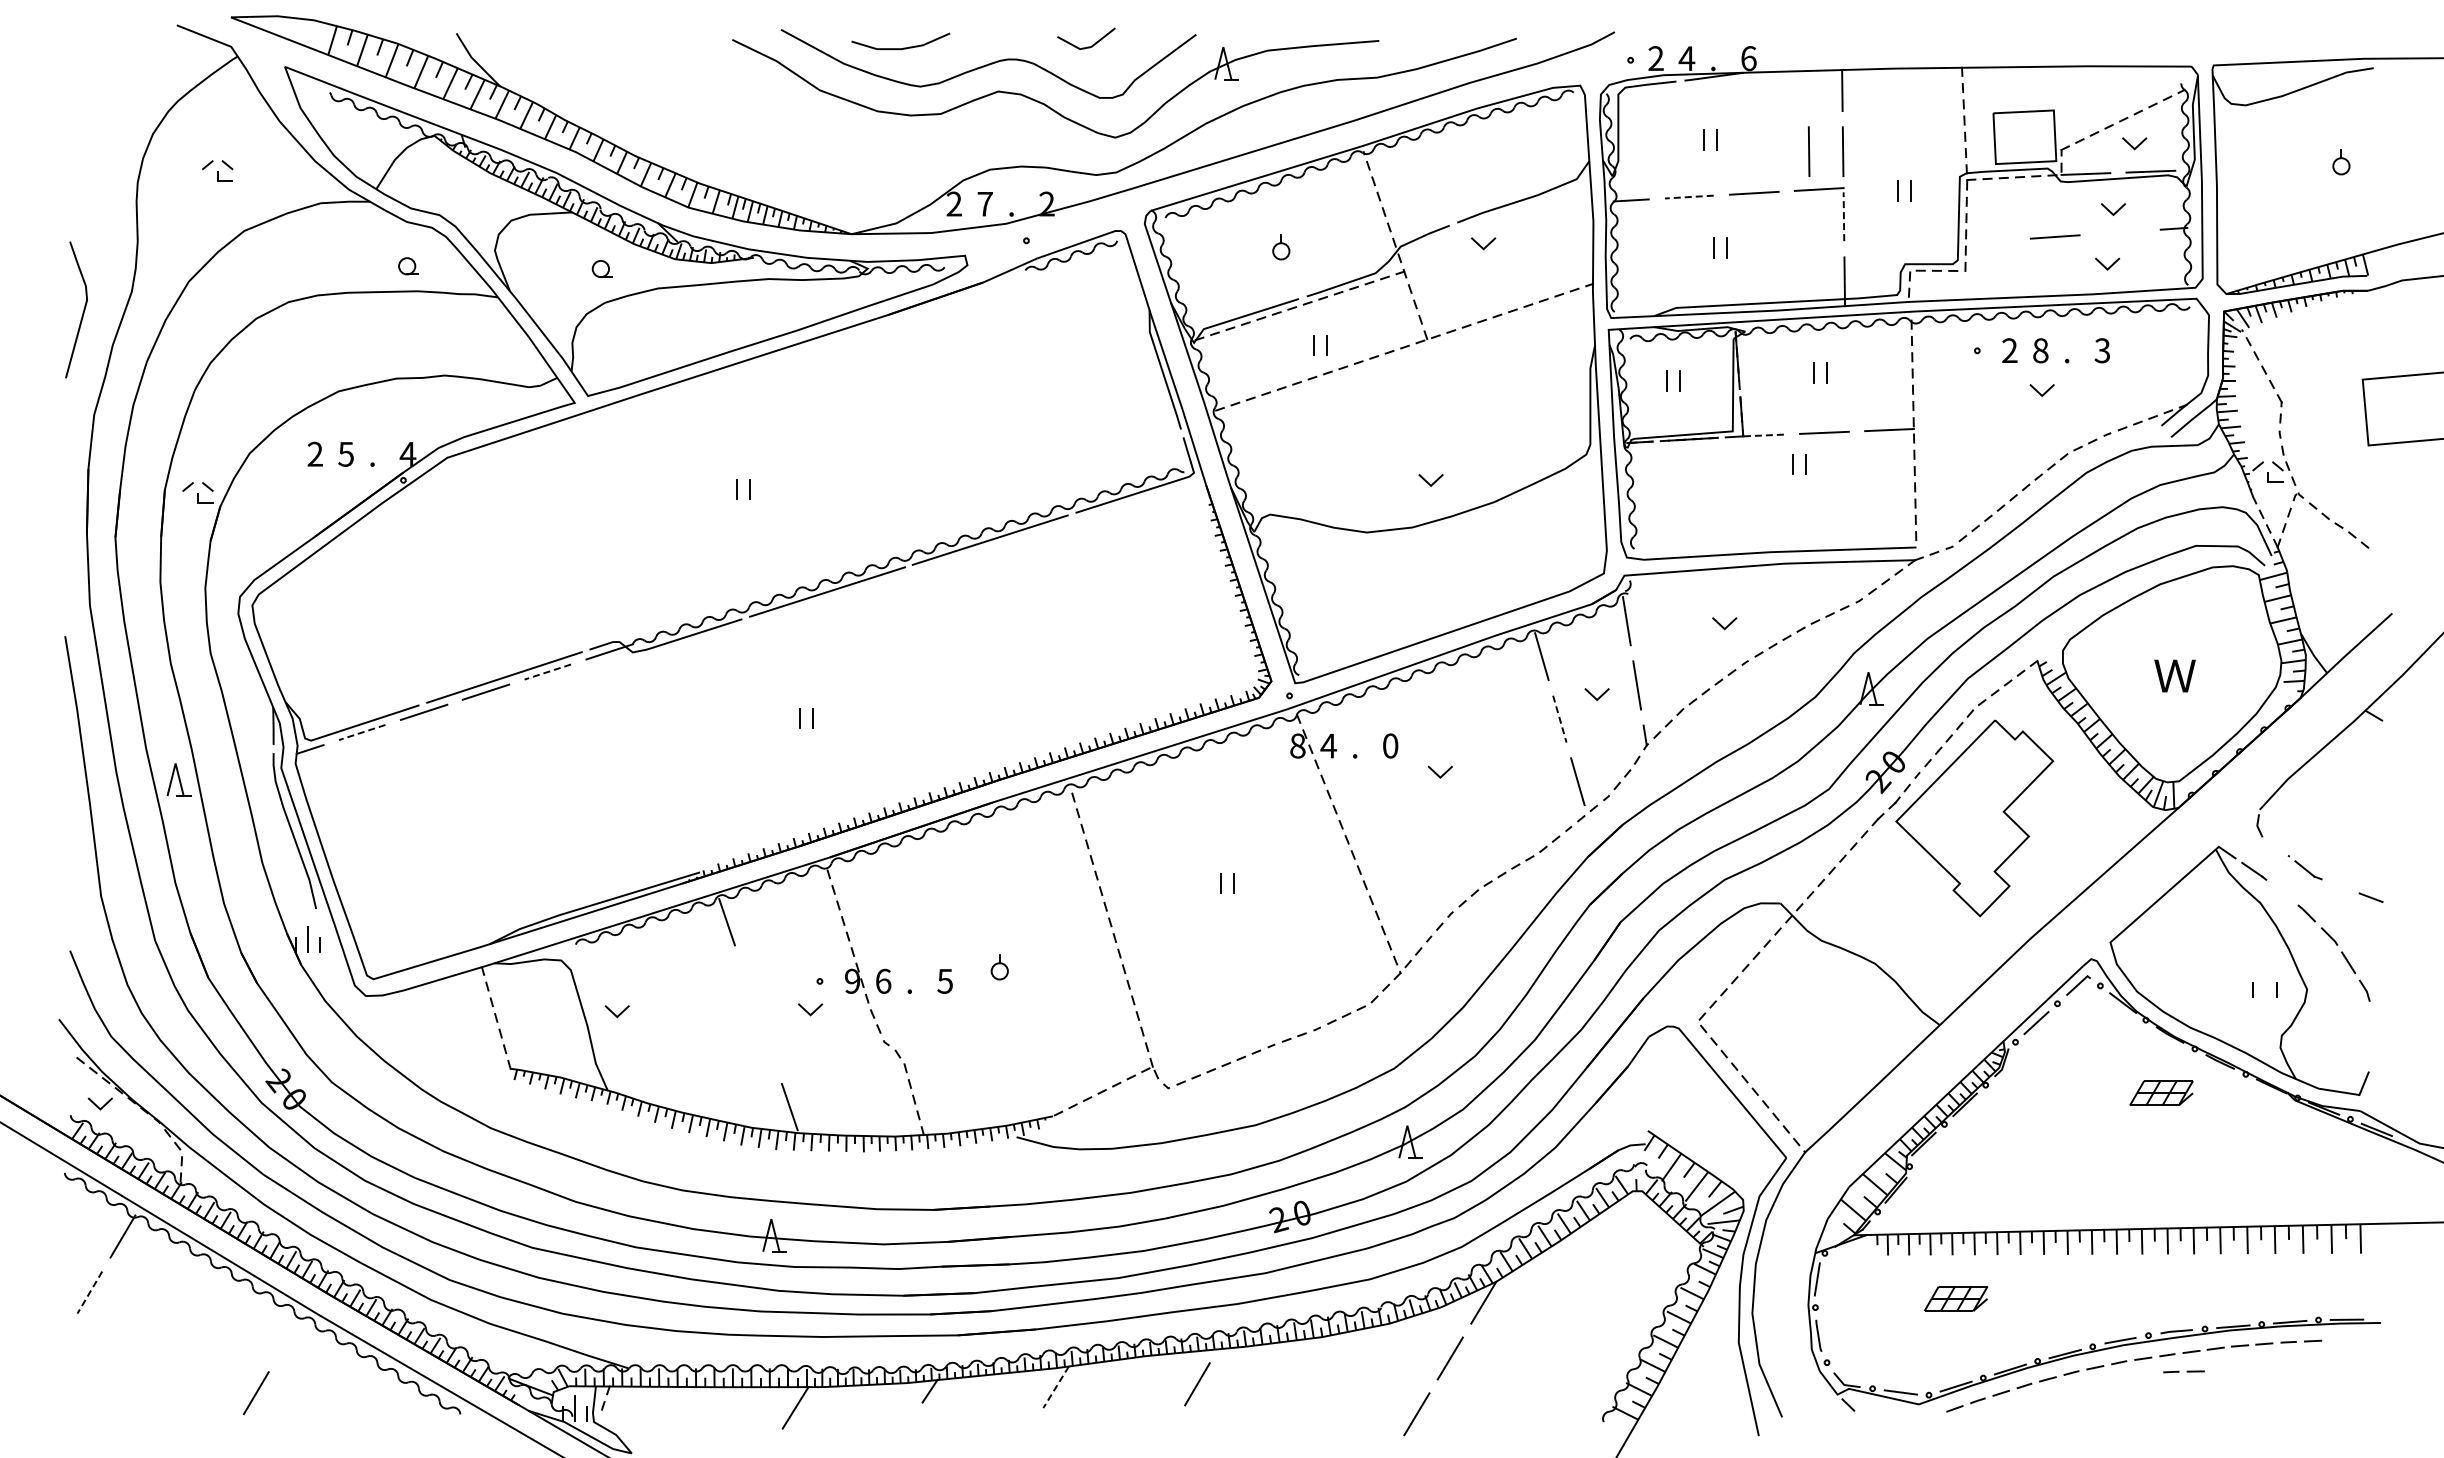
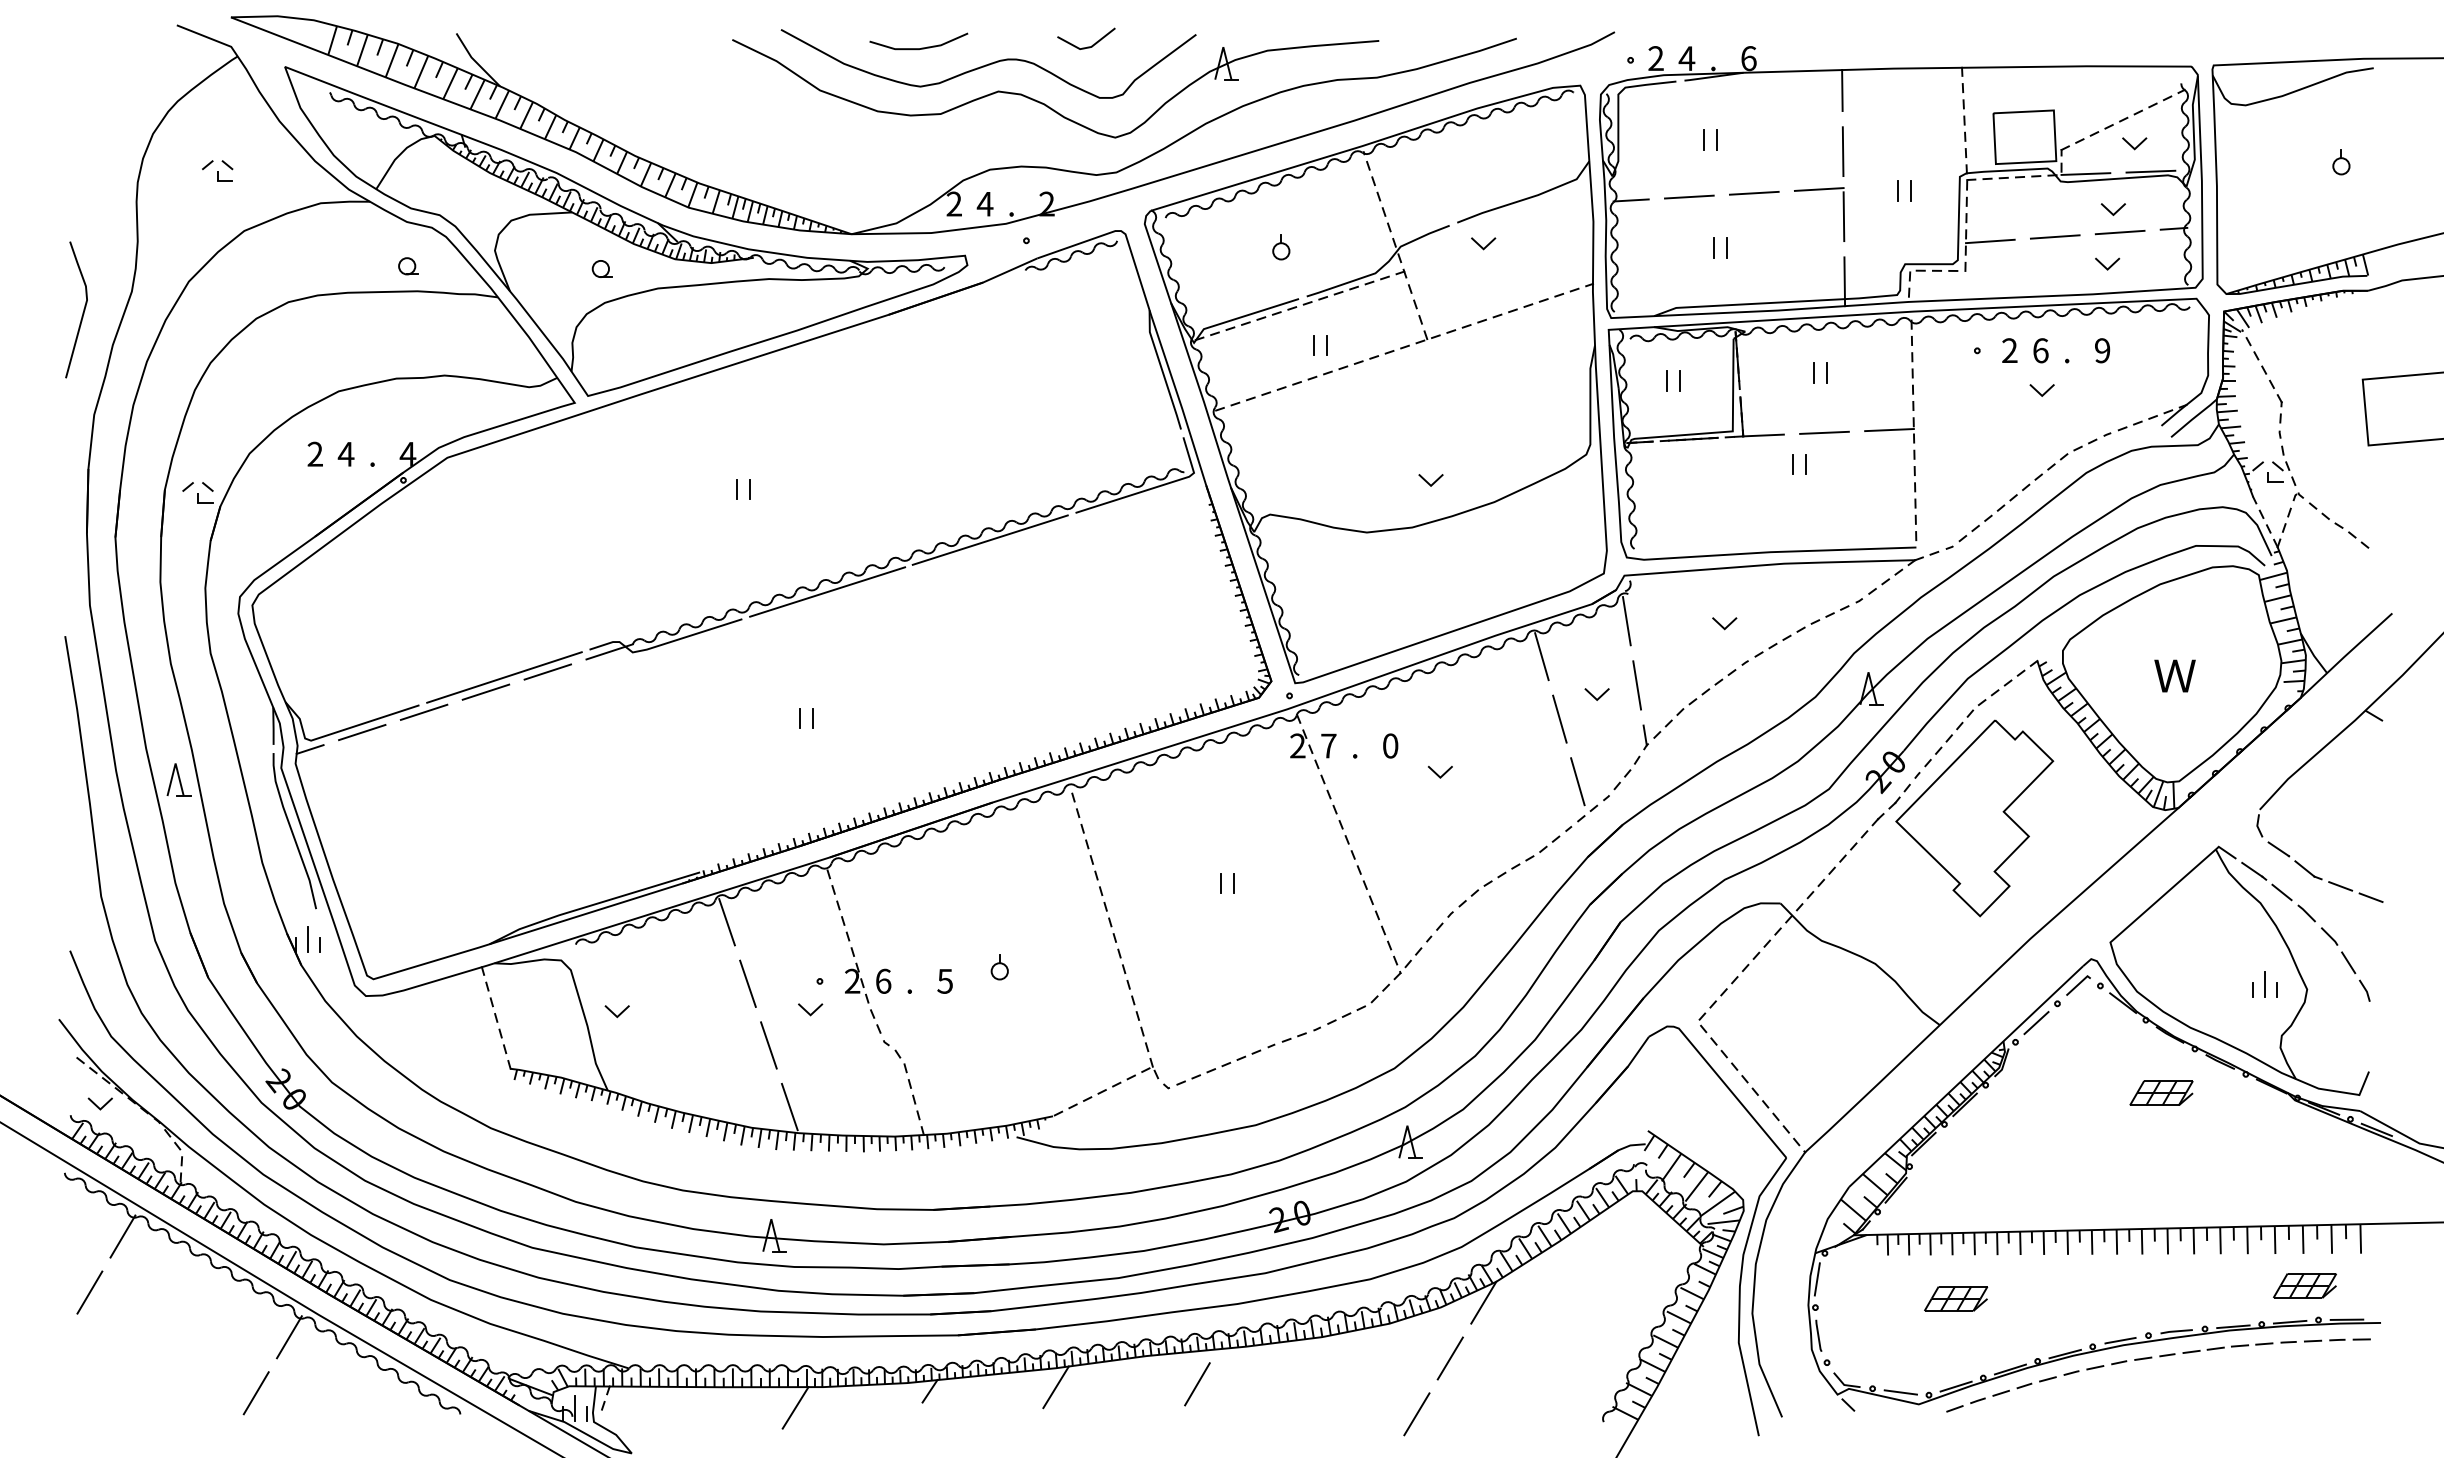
line position: (903, 47) -> (921, 47) (921, 47)
line: present -> none (1809, 151)
line: dashed -> solid (1688, 197)
text: 7 -> 4 (984, 204)
line: dashed -> solid (1843, 216)
line: none -> present (2120, 232)
line: none -> present (1990, 241)
text: 8 -> 6 (2040, 350)
text: 3 -> 9 (2102, 350)
line: dashed -> solid (1763, 435)
text: 5 -> 4 (345, 454)
line: dashed -> solid (547, 672)
line: dashed -> solid (1560, 719)
line: dashed -> solid (361, 732)
text: 8 -> 2 (1297, 745)
text: 4 -> 7 (1328, 745)
line: none -> present (2278, 849)
line: none -> present (2340, 886)
line: none -> present (2281, 892)
text: 9 -> 2 (852, 981)
line: none -> present (747, 983)
line: none -> present (2265, 984)
line: none -> present (768, 1045)
part: none -> present (2304, 1285)
line: dashed -> solid (89, 1293)
line: none -> present (289, 1337)
line position: (2186, 1371) -> (2352, 1339) (2352, 1339)
line: dashed -> solid (1055, 1387)
